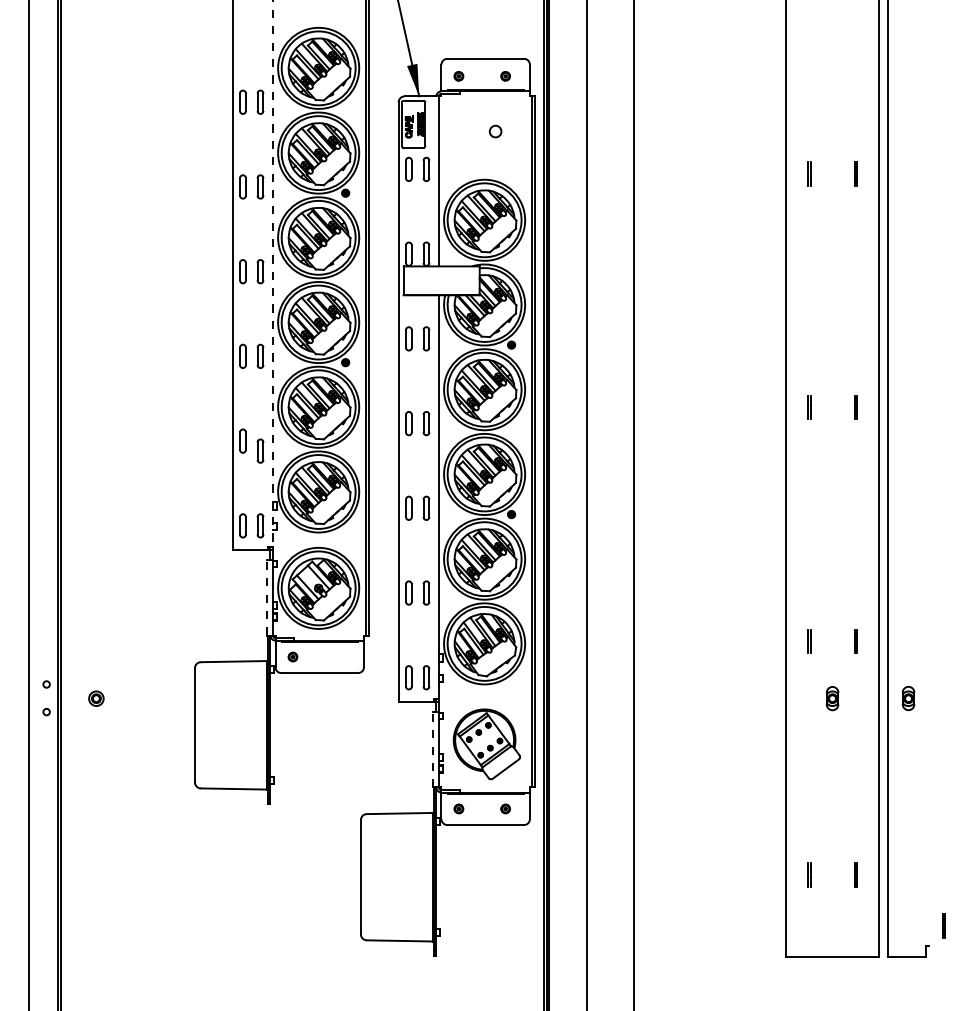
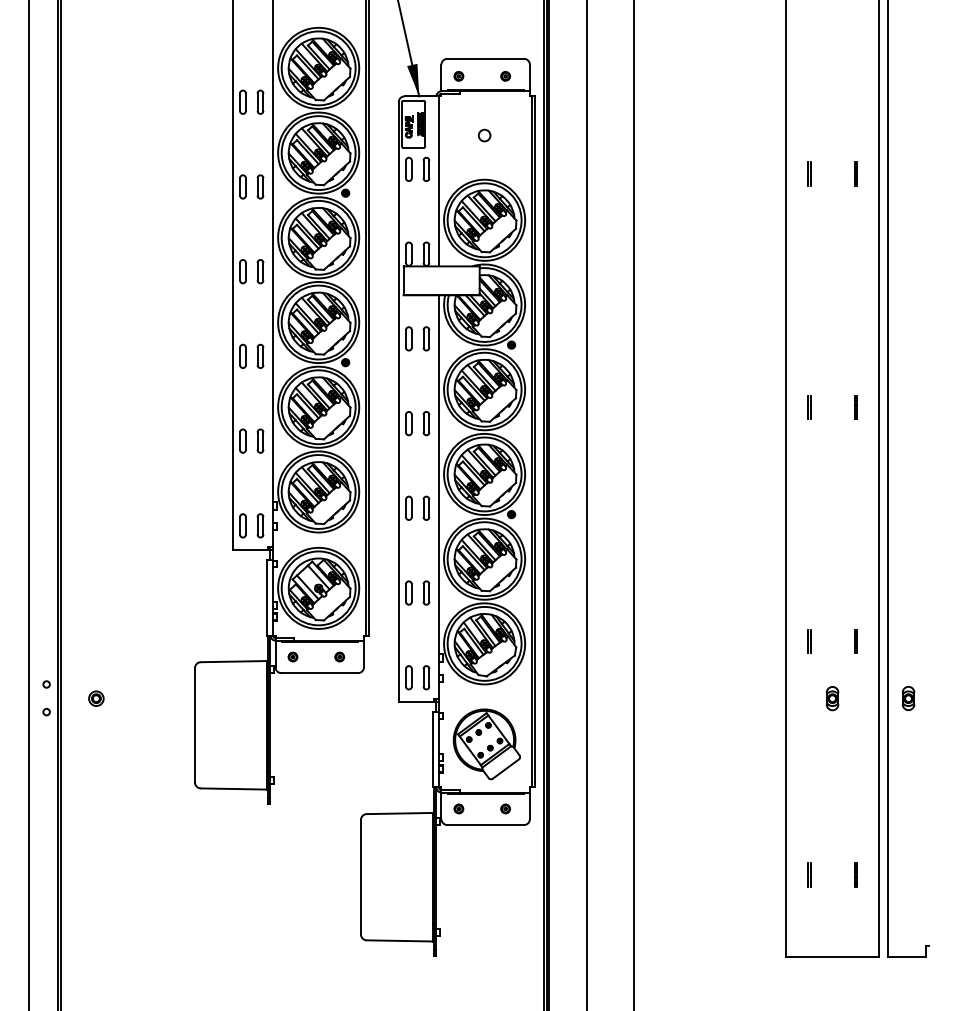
circle position: (495, 131) -> (484, 135) (484, 135)
line: dashed -> solid (273, 274)
part position: (260, 450) -> (260, 440) (260, 440)
line: dashed -> solid (266, 597)
part: none -> present (339, 656)
line: dashed -> solid (432, 749)
line: present -> none (943, 925)
